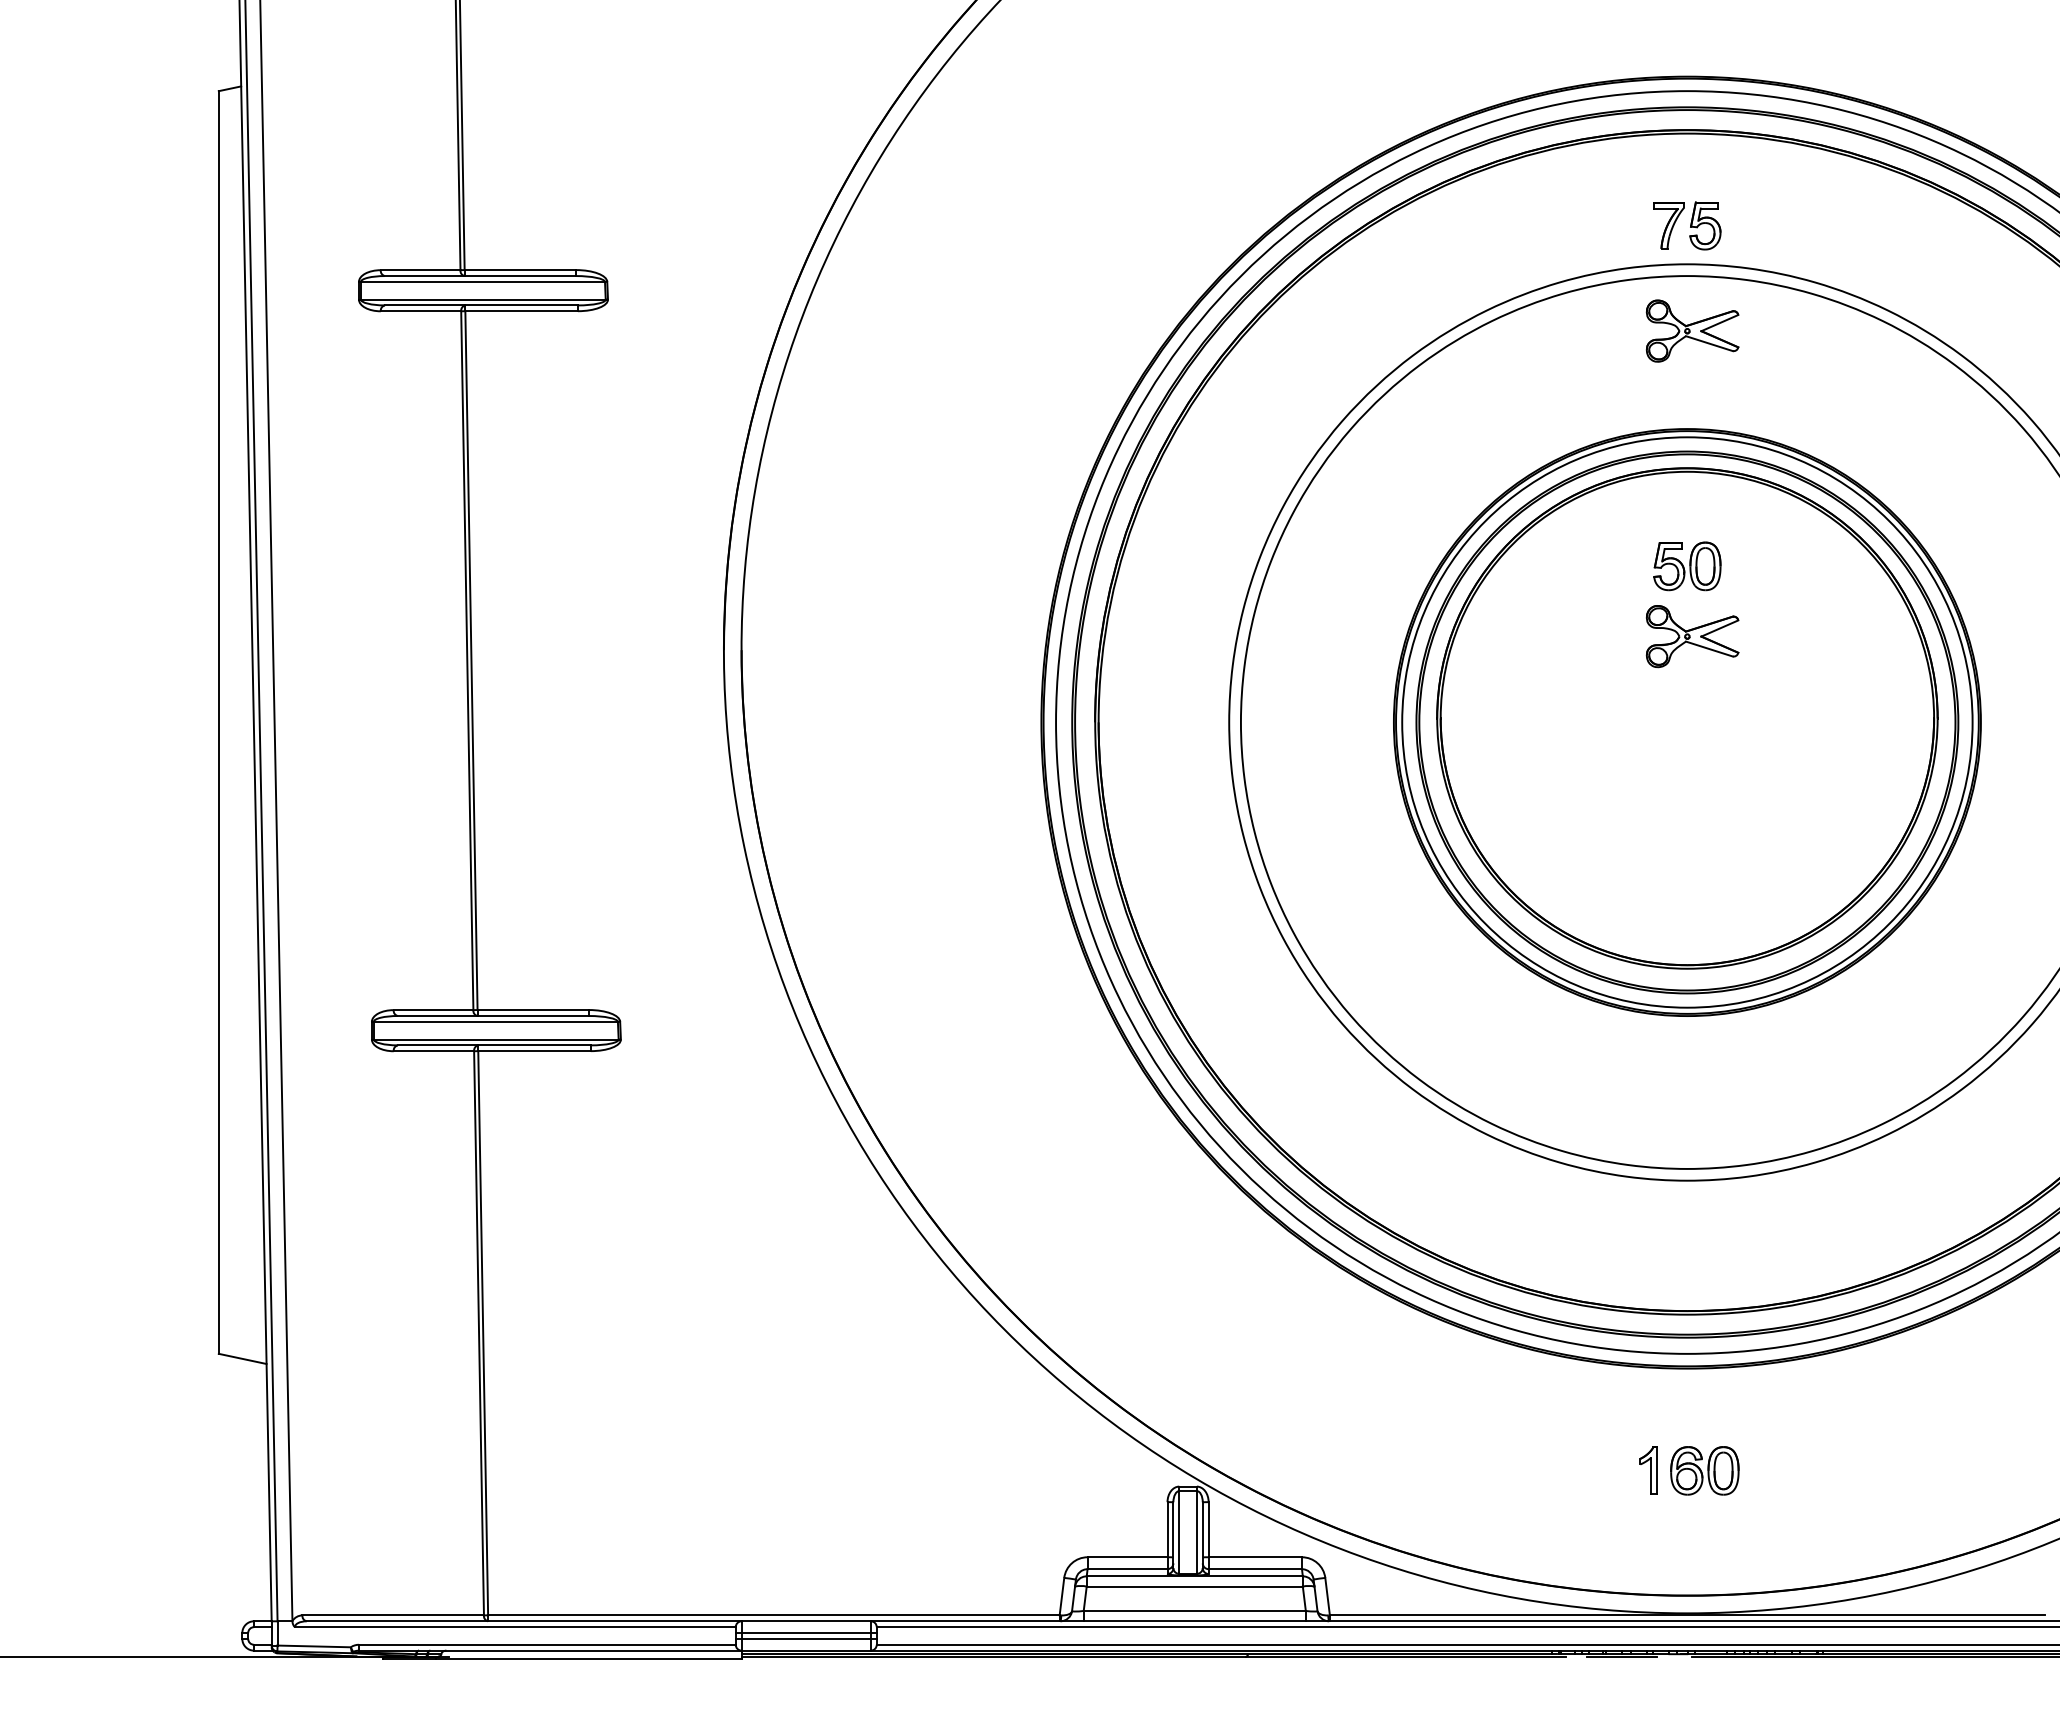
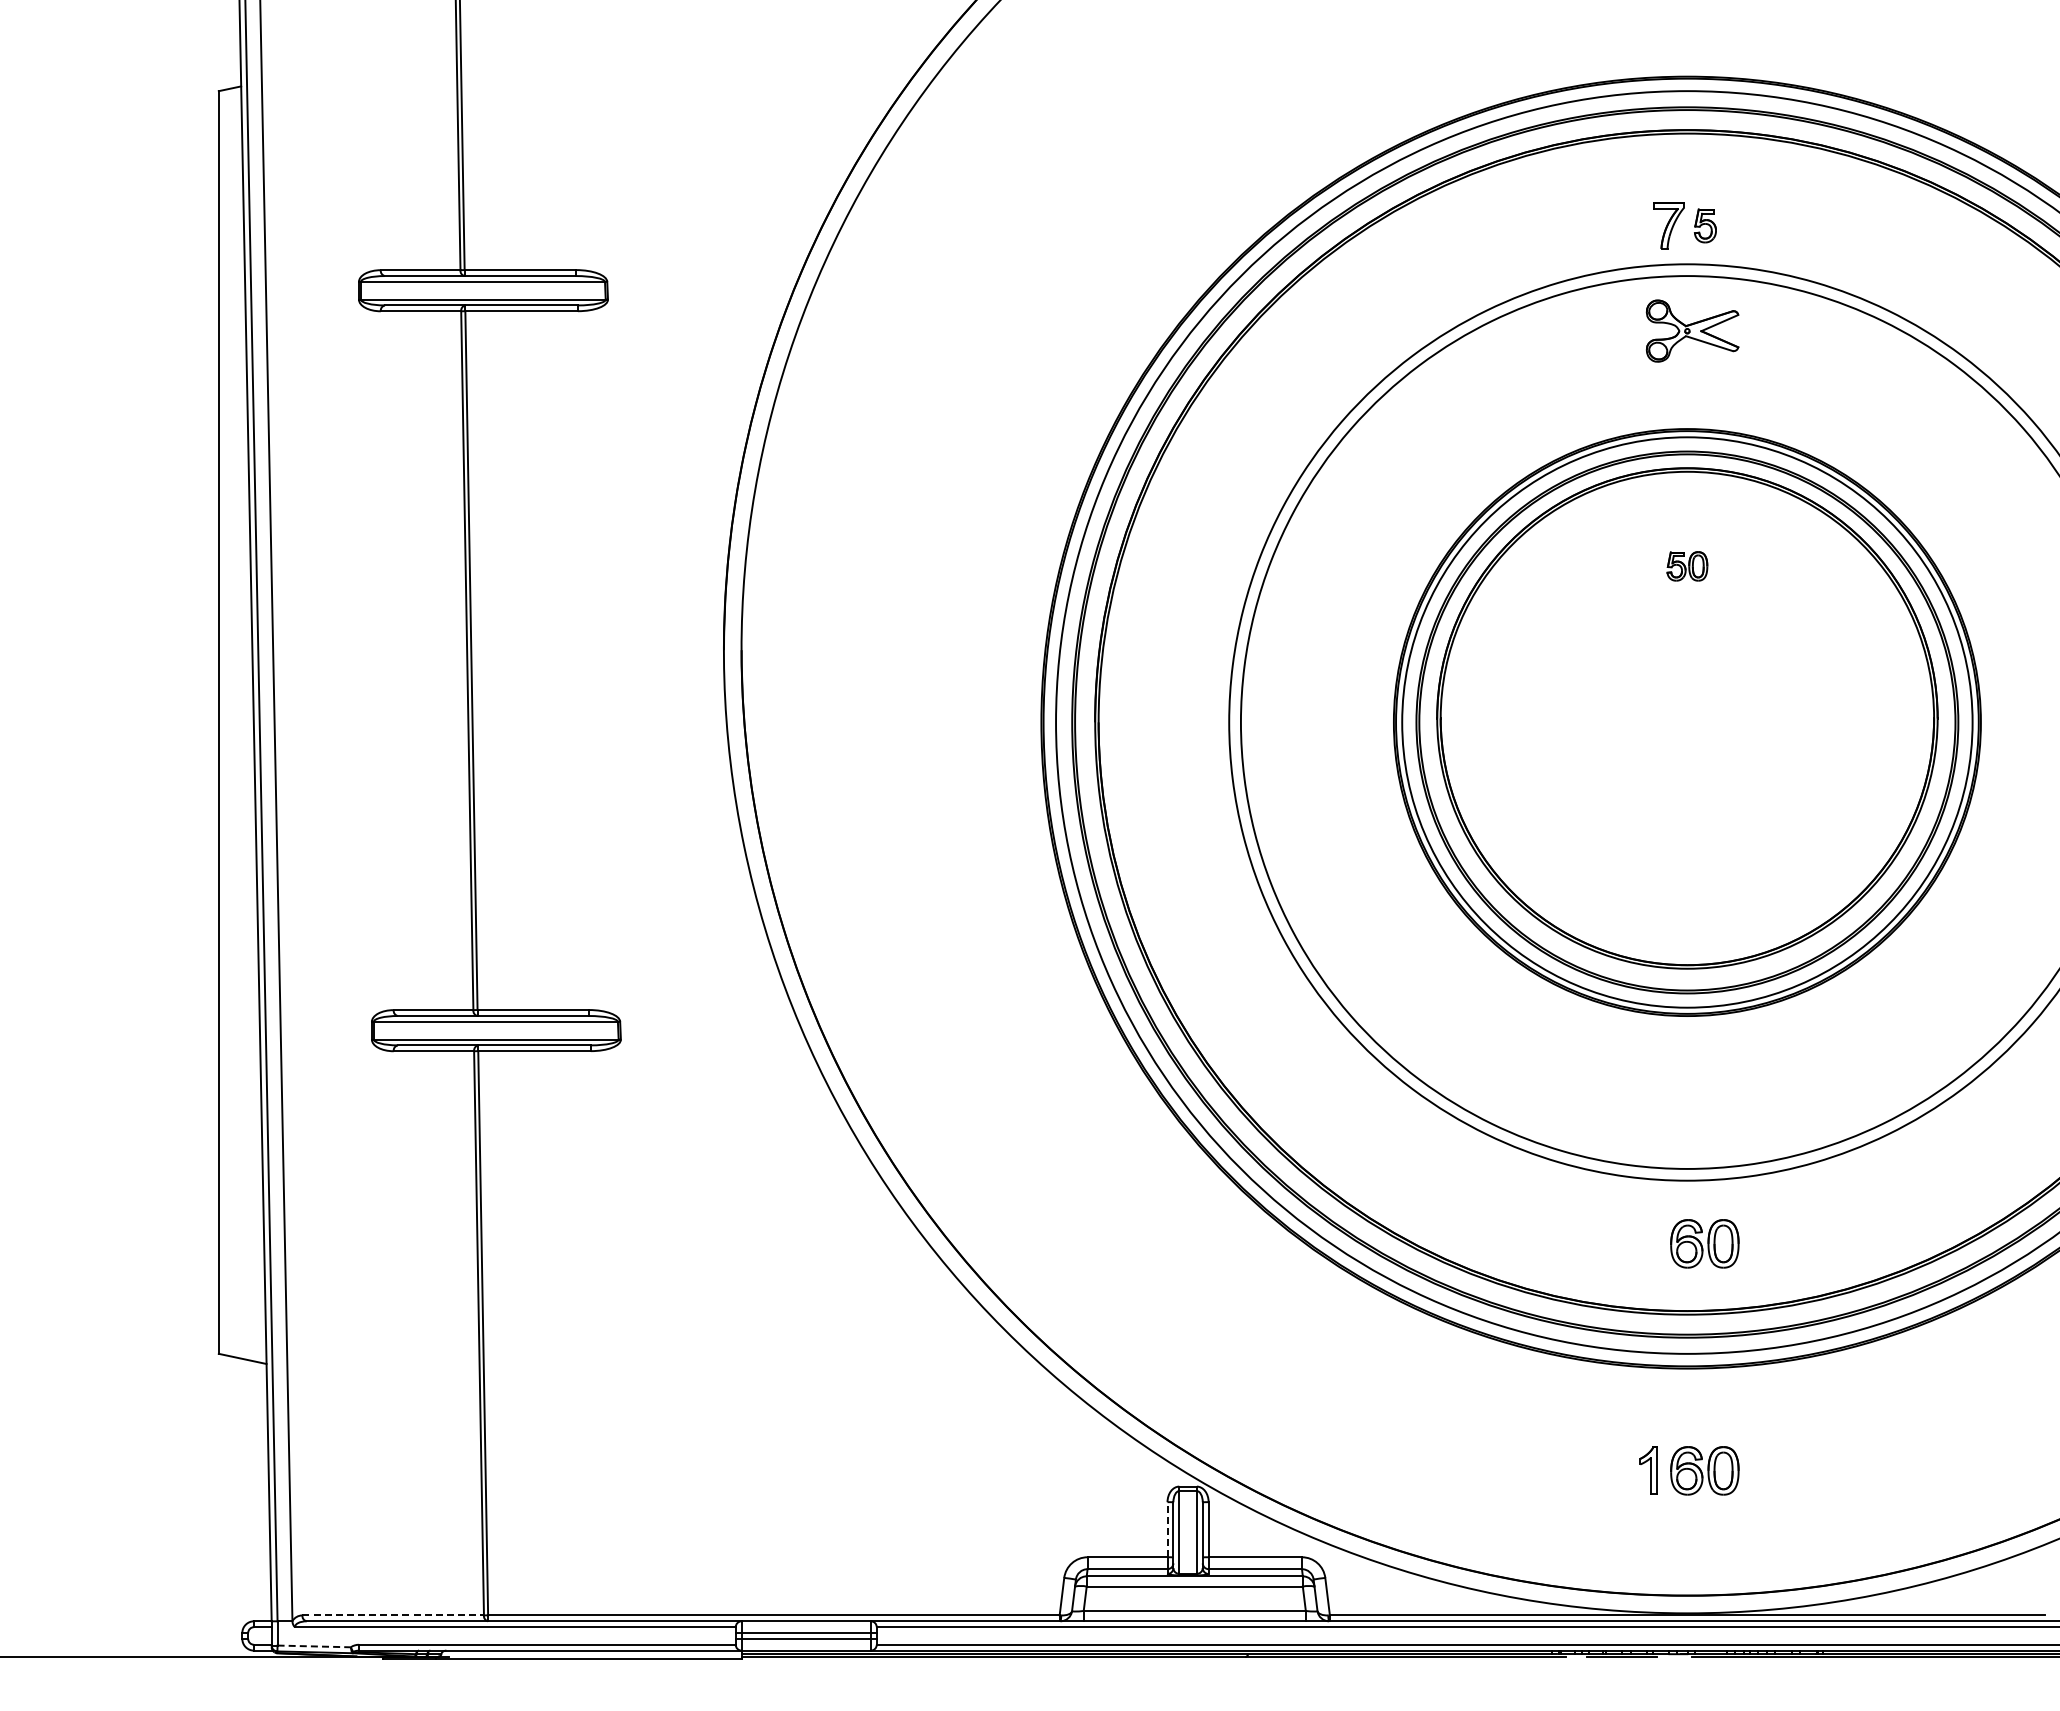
part size: 33x50 px -> 23x36 px (1705, 225)
part size: 69x51 px -> 43x31 px (1687, 566)
part: present -> none (1692, 636)
part: none -> present (1704, 1243)
line: solid -> dashed (1167, 1529)
line: solid -> dashed (393, 1615)
line: solid -> dashed (314, 1646)
